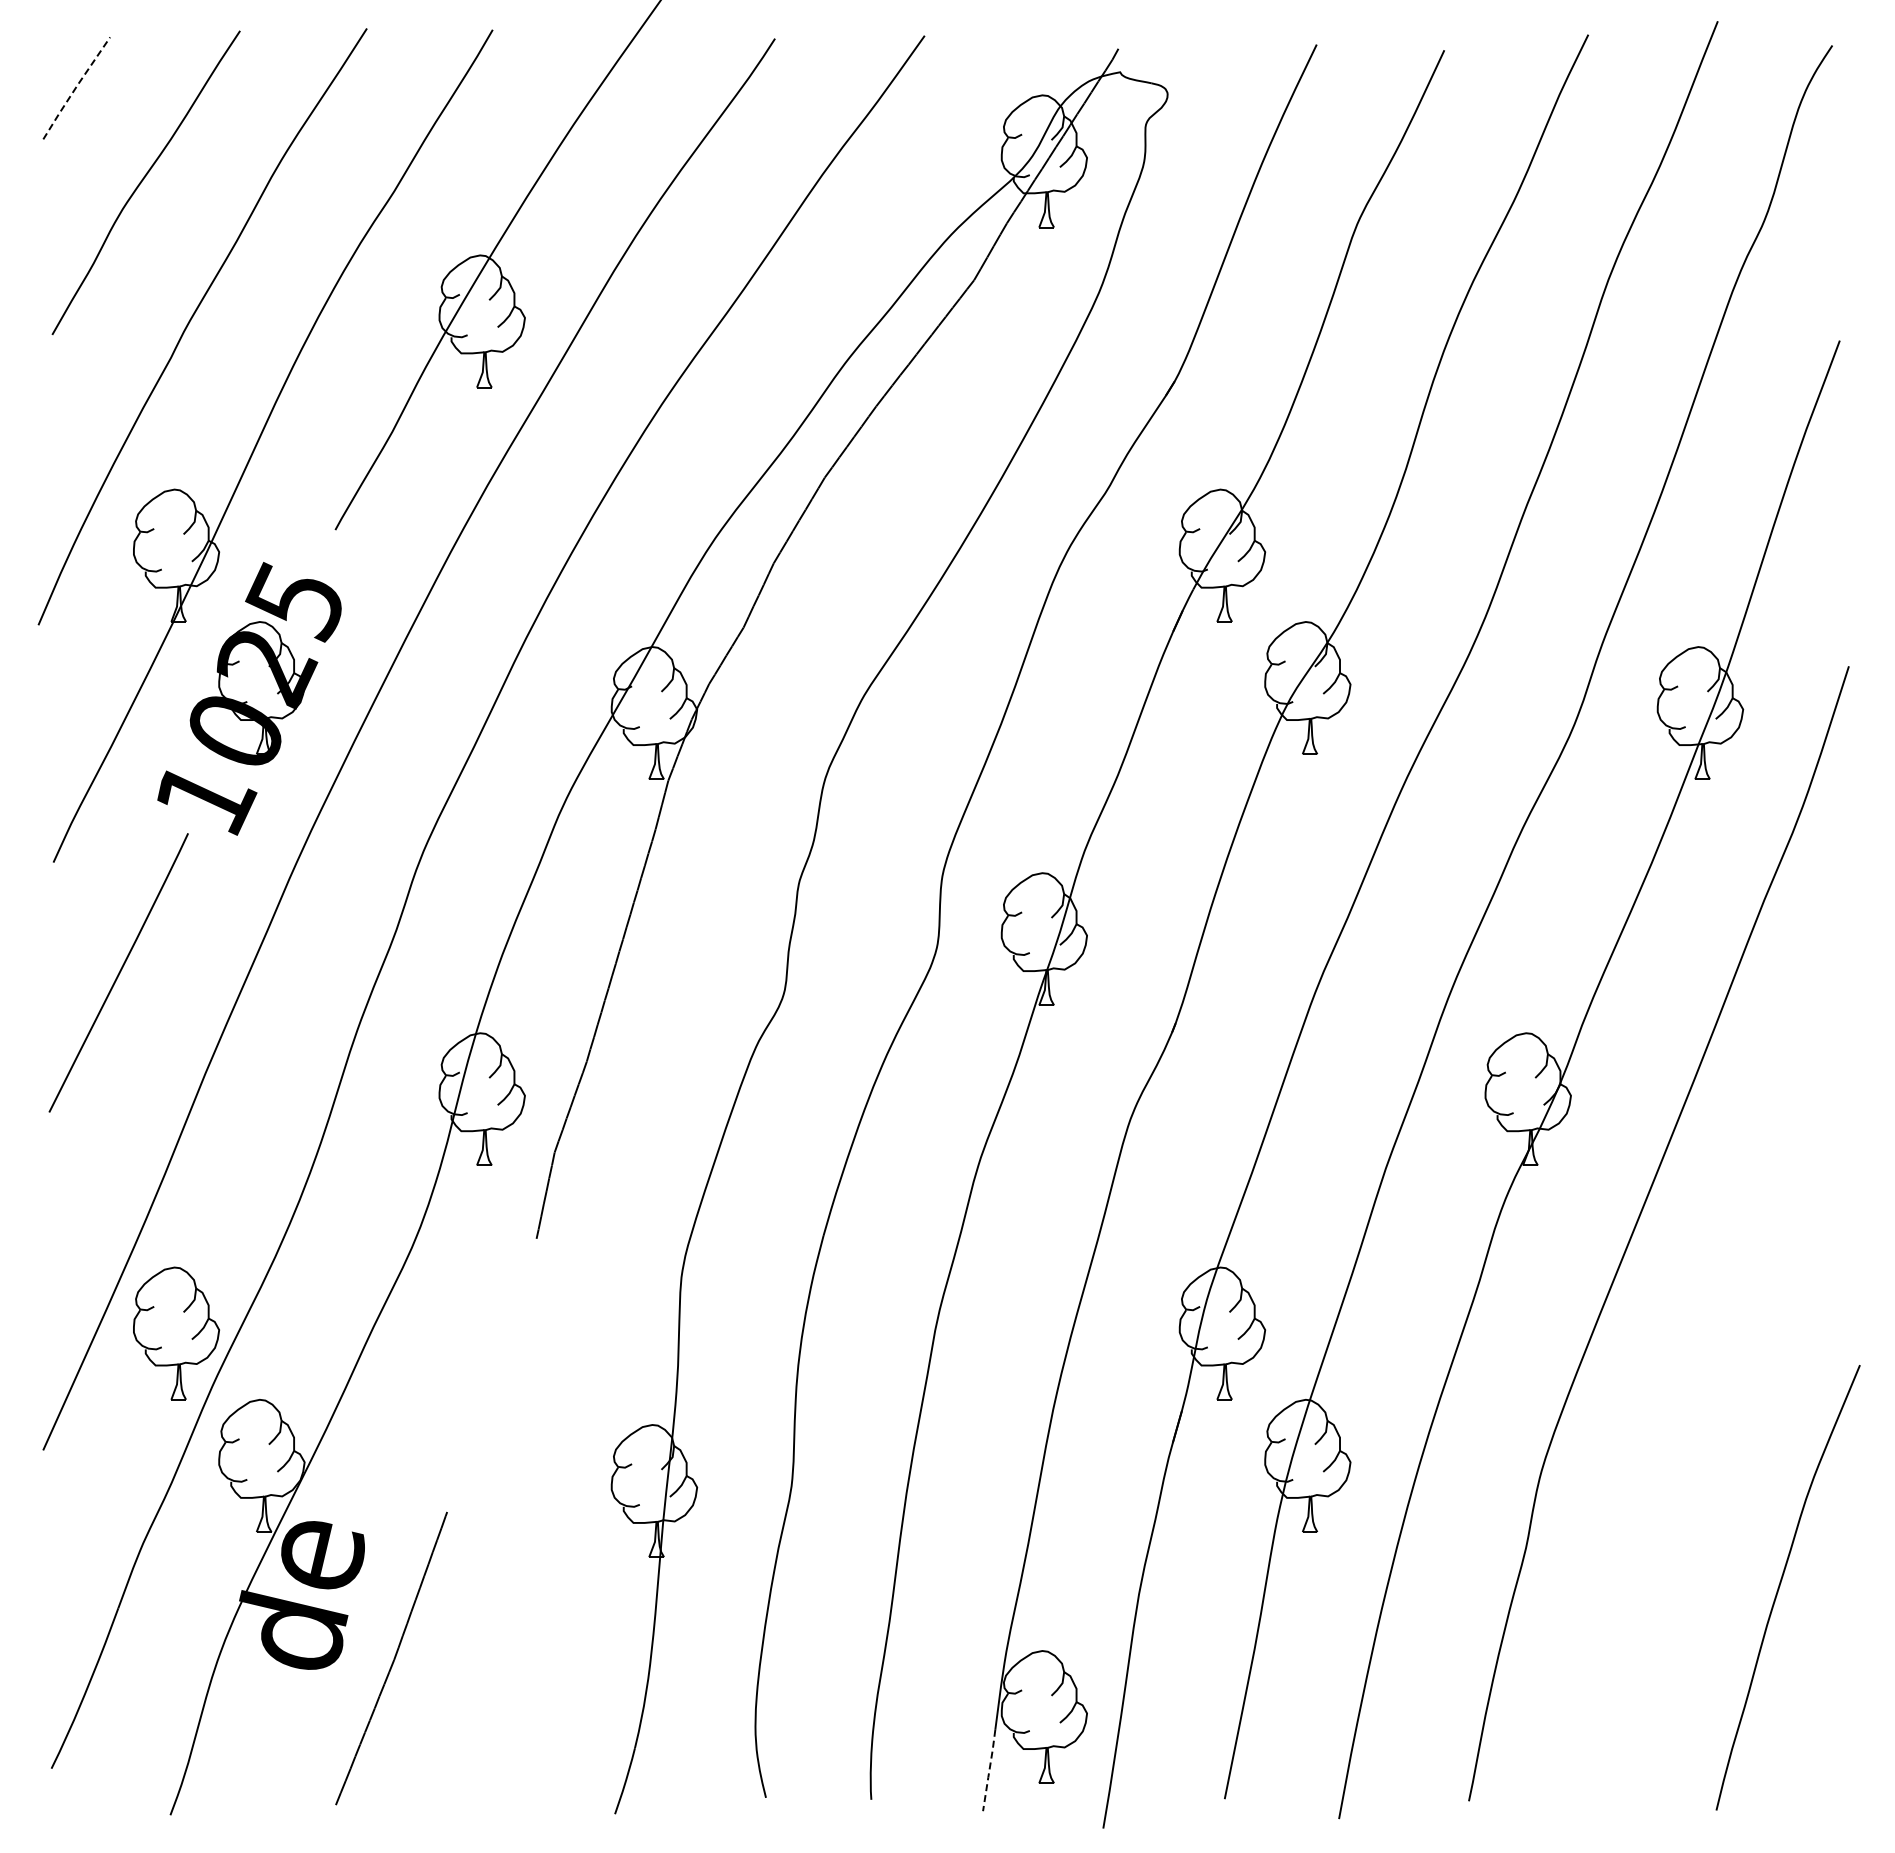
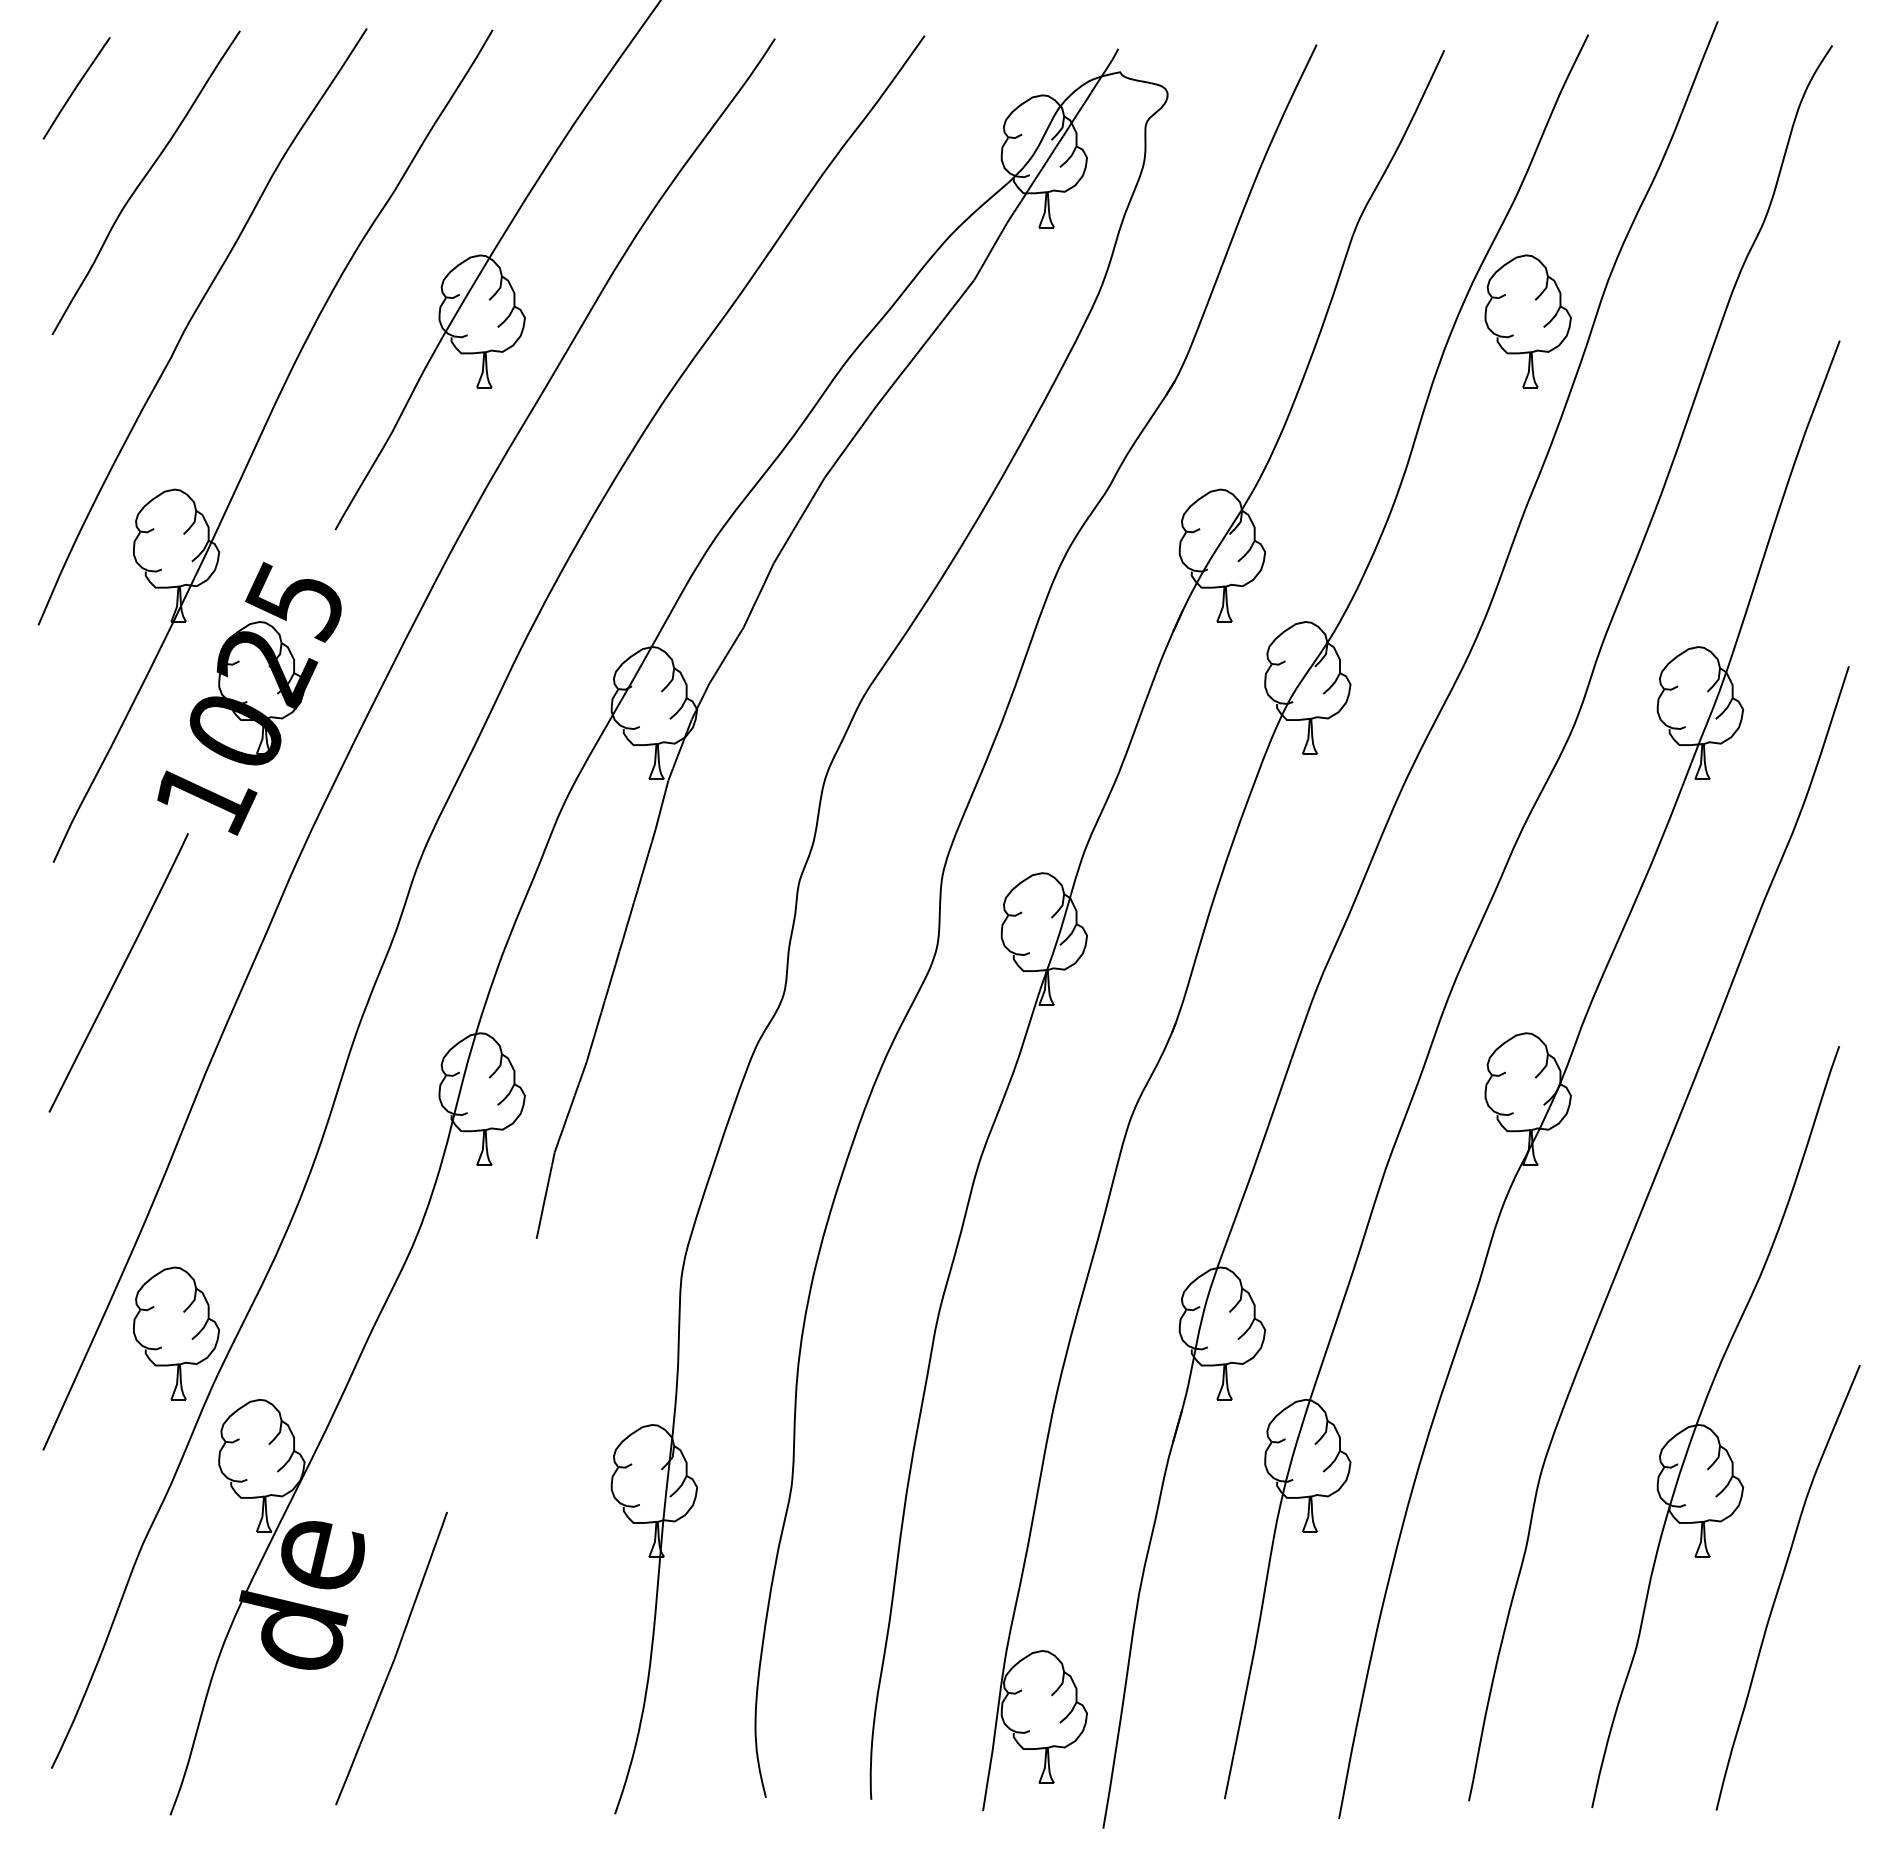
line: dashed -> solid (76, 87)
part: none -> present (1527, 321)
part: none -> present (1715, 1426)
line: dashed -> solid (989, 1770)
